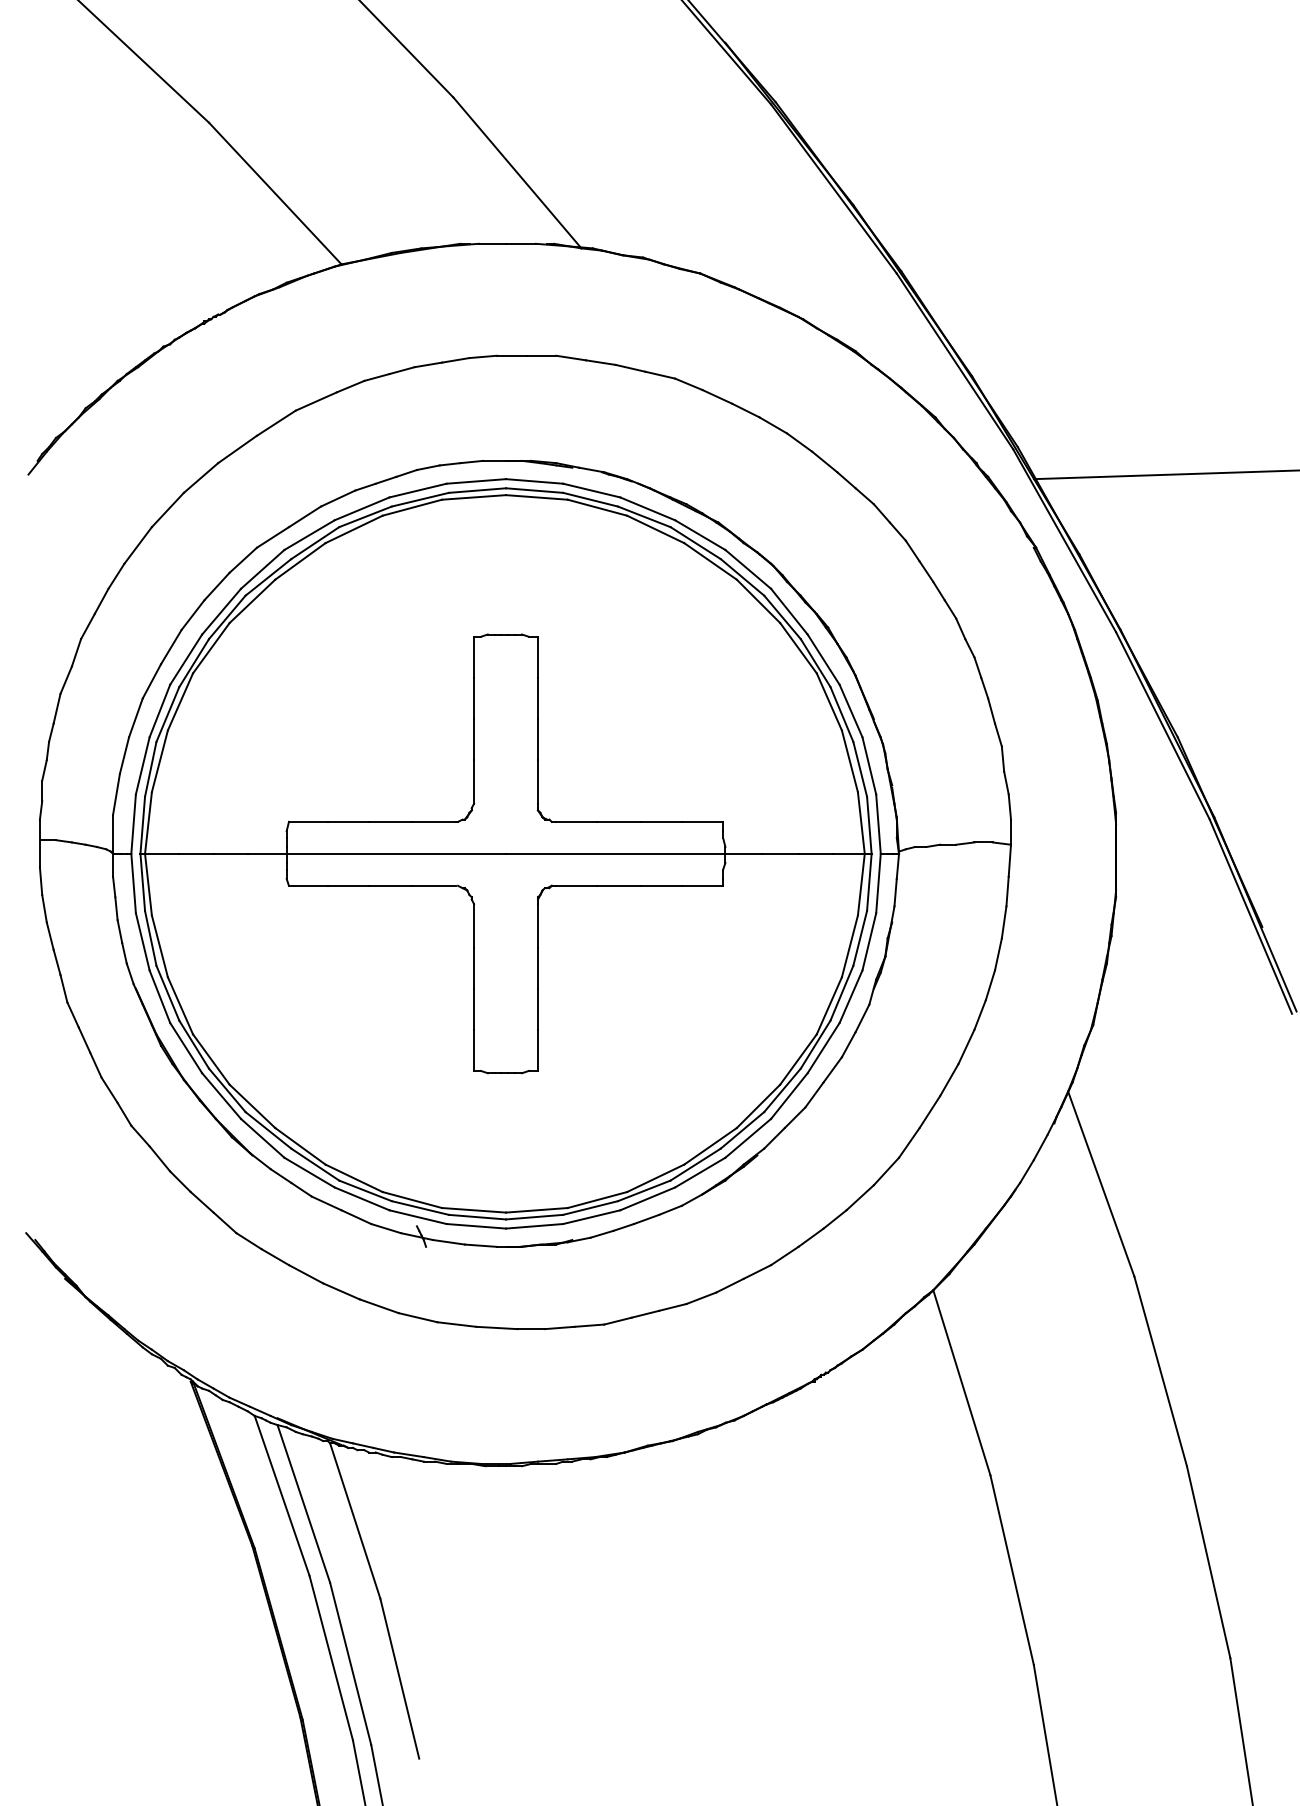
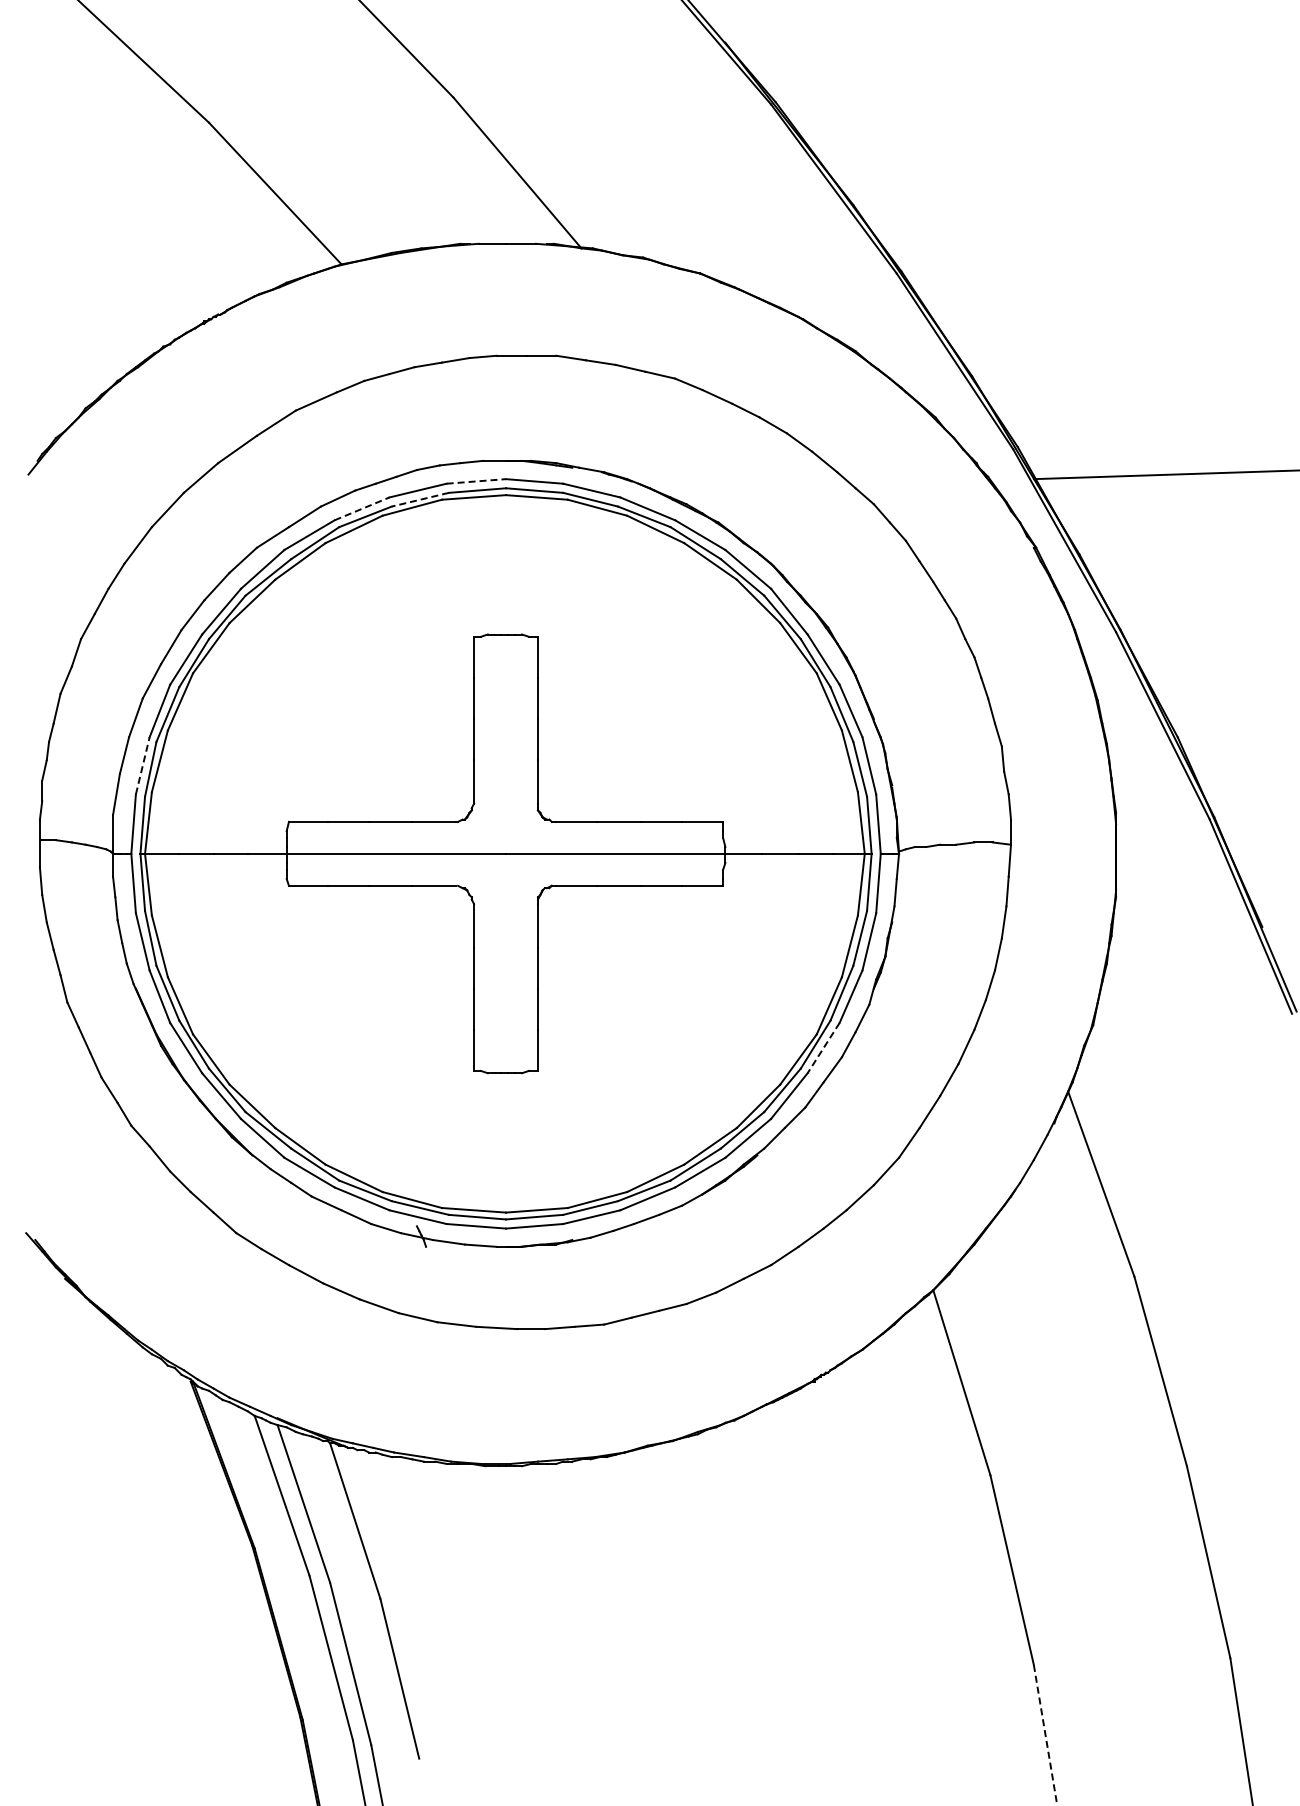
line: solid -> dashed (476, 481)
line: solid -> dashed (419, 499)
line: solid -> dashed (362, 508)
line: solid -> dashed (142, 765)
line: solid -> dashed (823, 1048)
line: solid -> dashed (1045, 1735)
